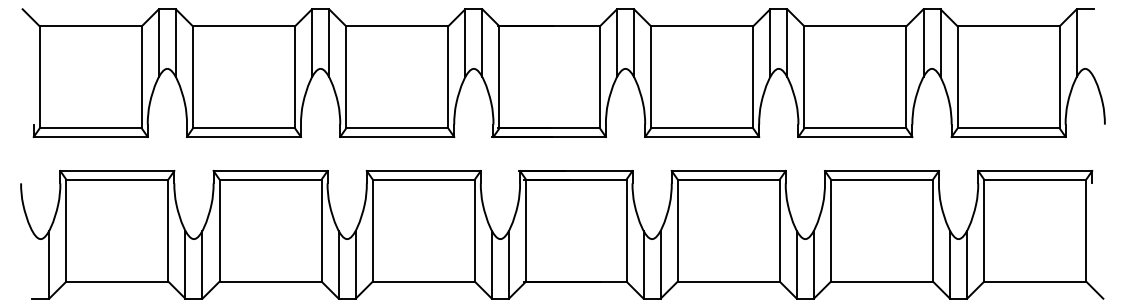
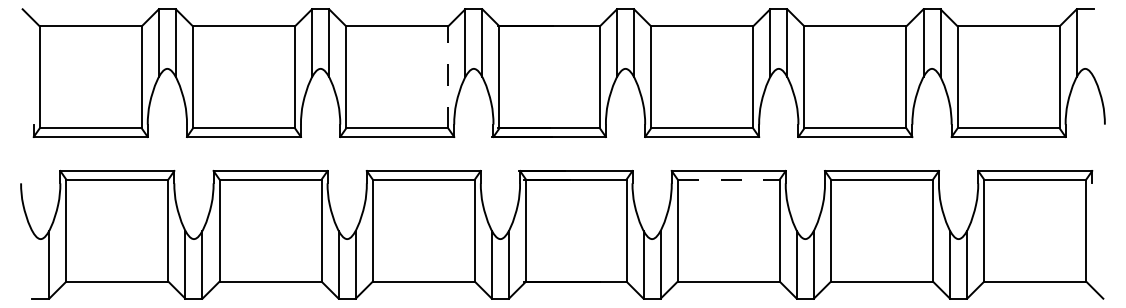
line: solid -> dashed (448, 76)
line: solid -> dashed (729, 179)
